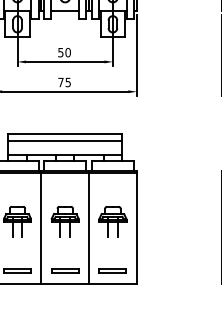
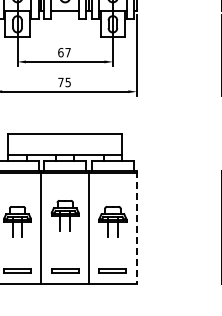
text: 50 -> 67 (64, 52)
line: present -> none (65, 141)
part position: (64, 221) -> (64, 215) (64, 215)
line: solid -> dashed (136, 228)
